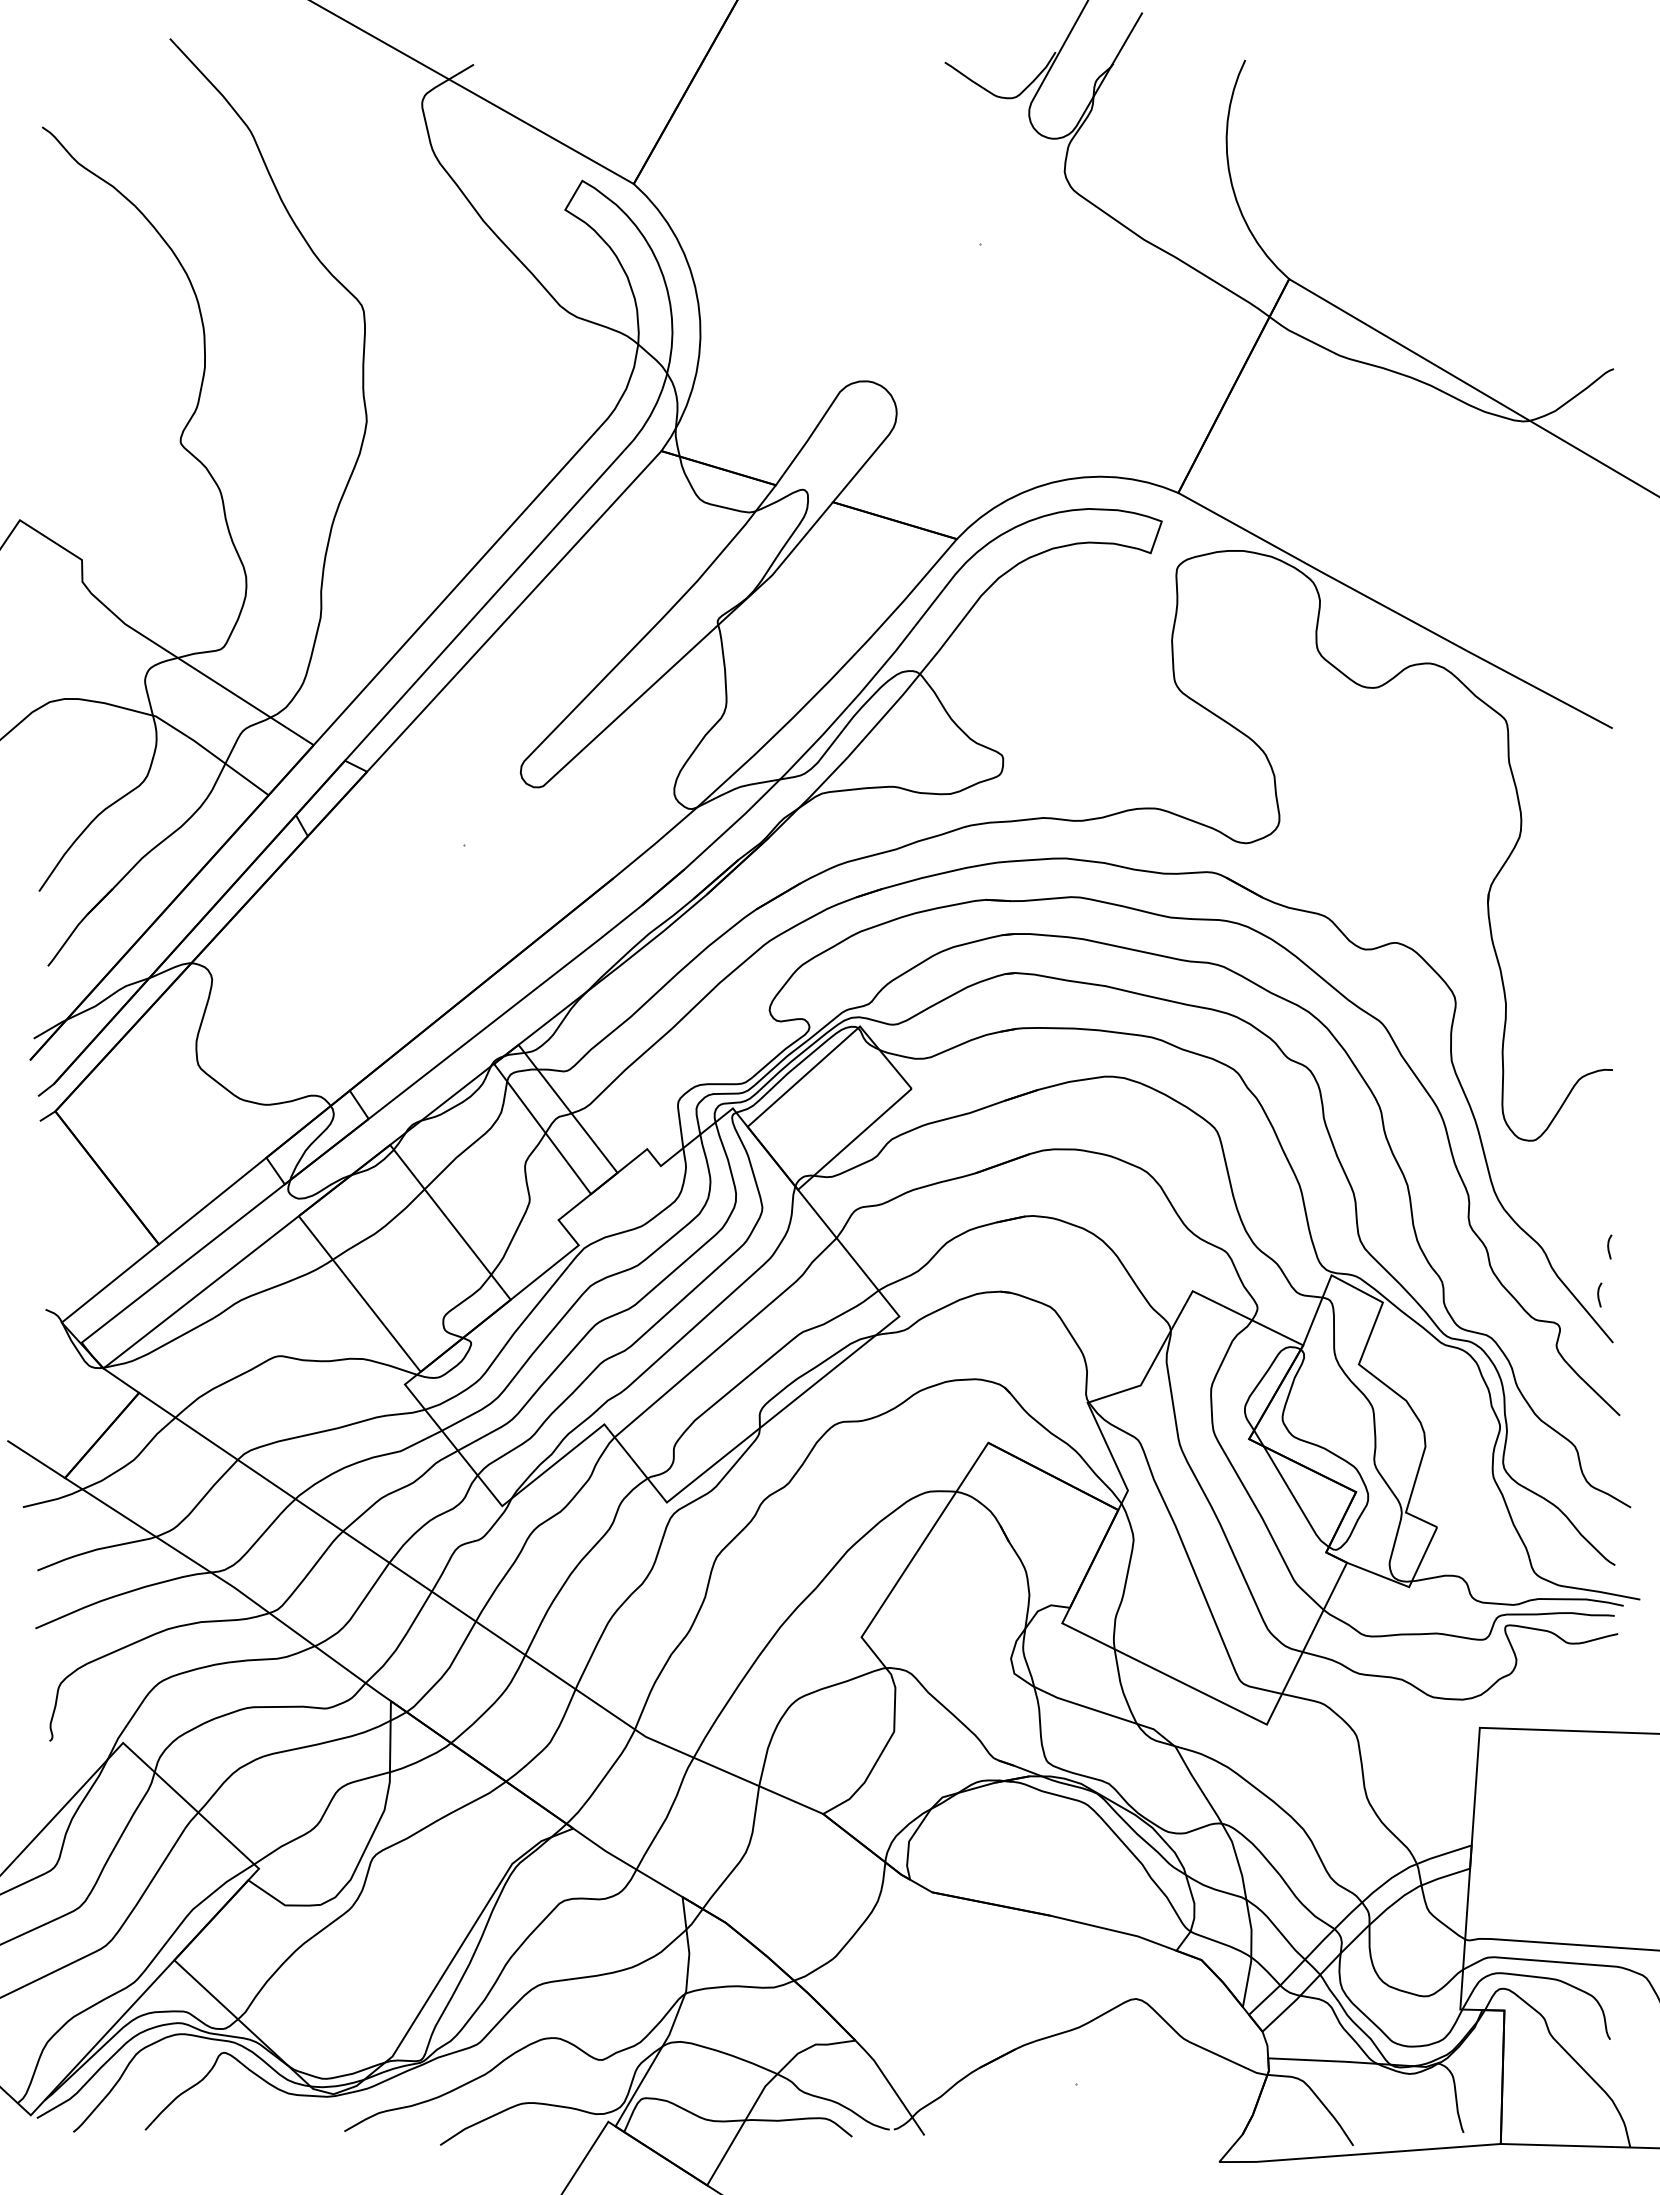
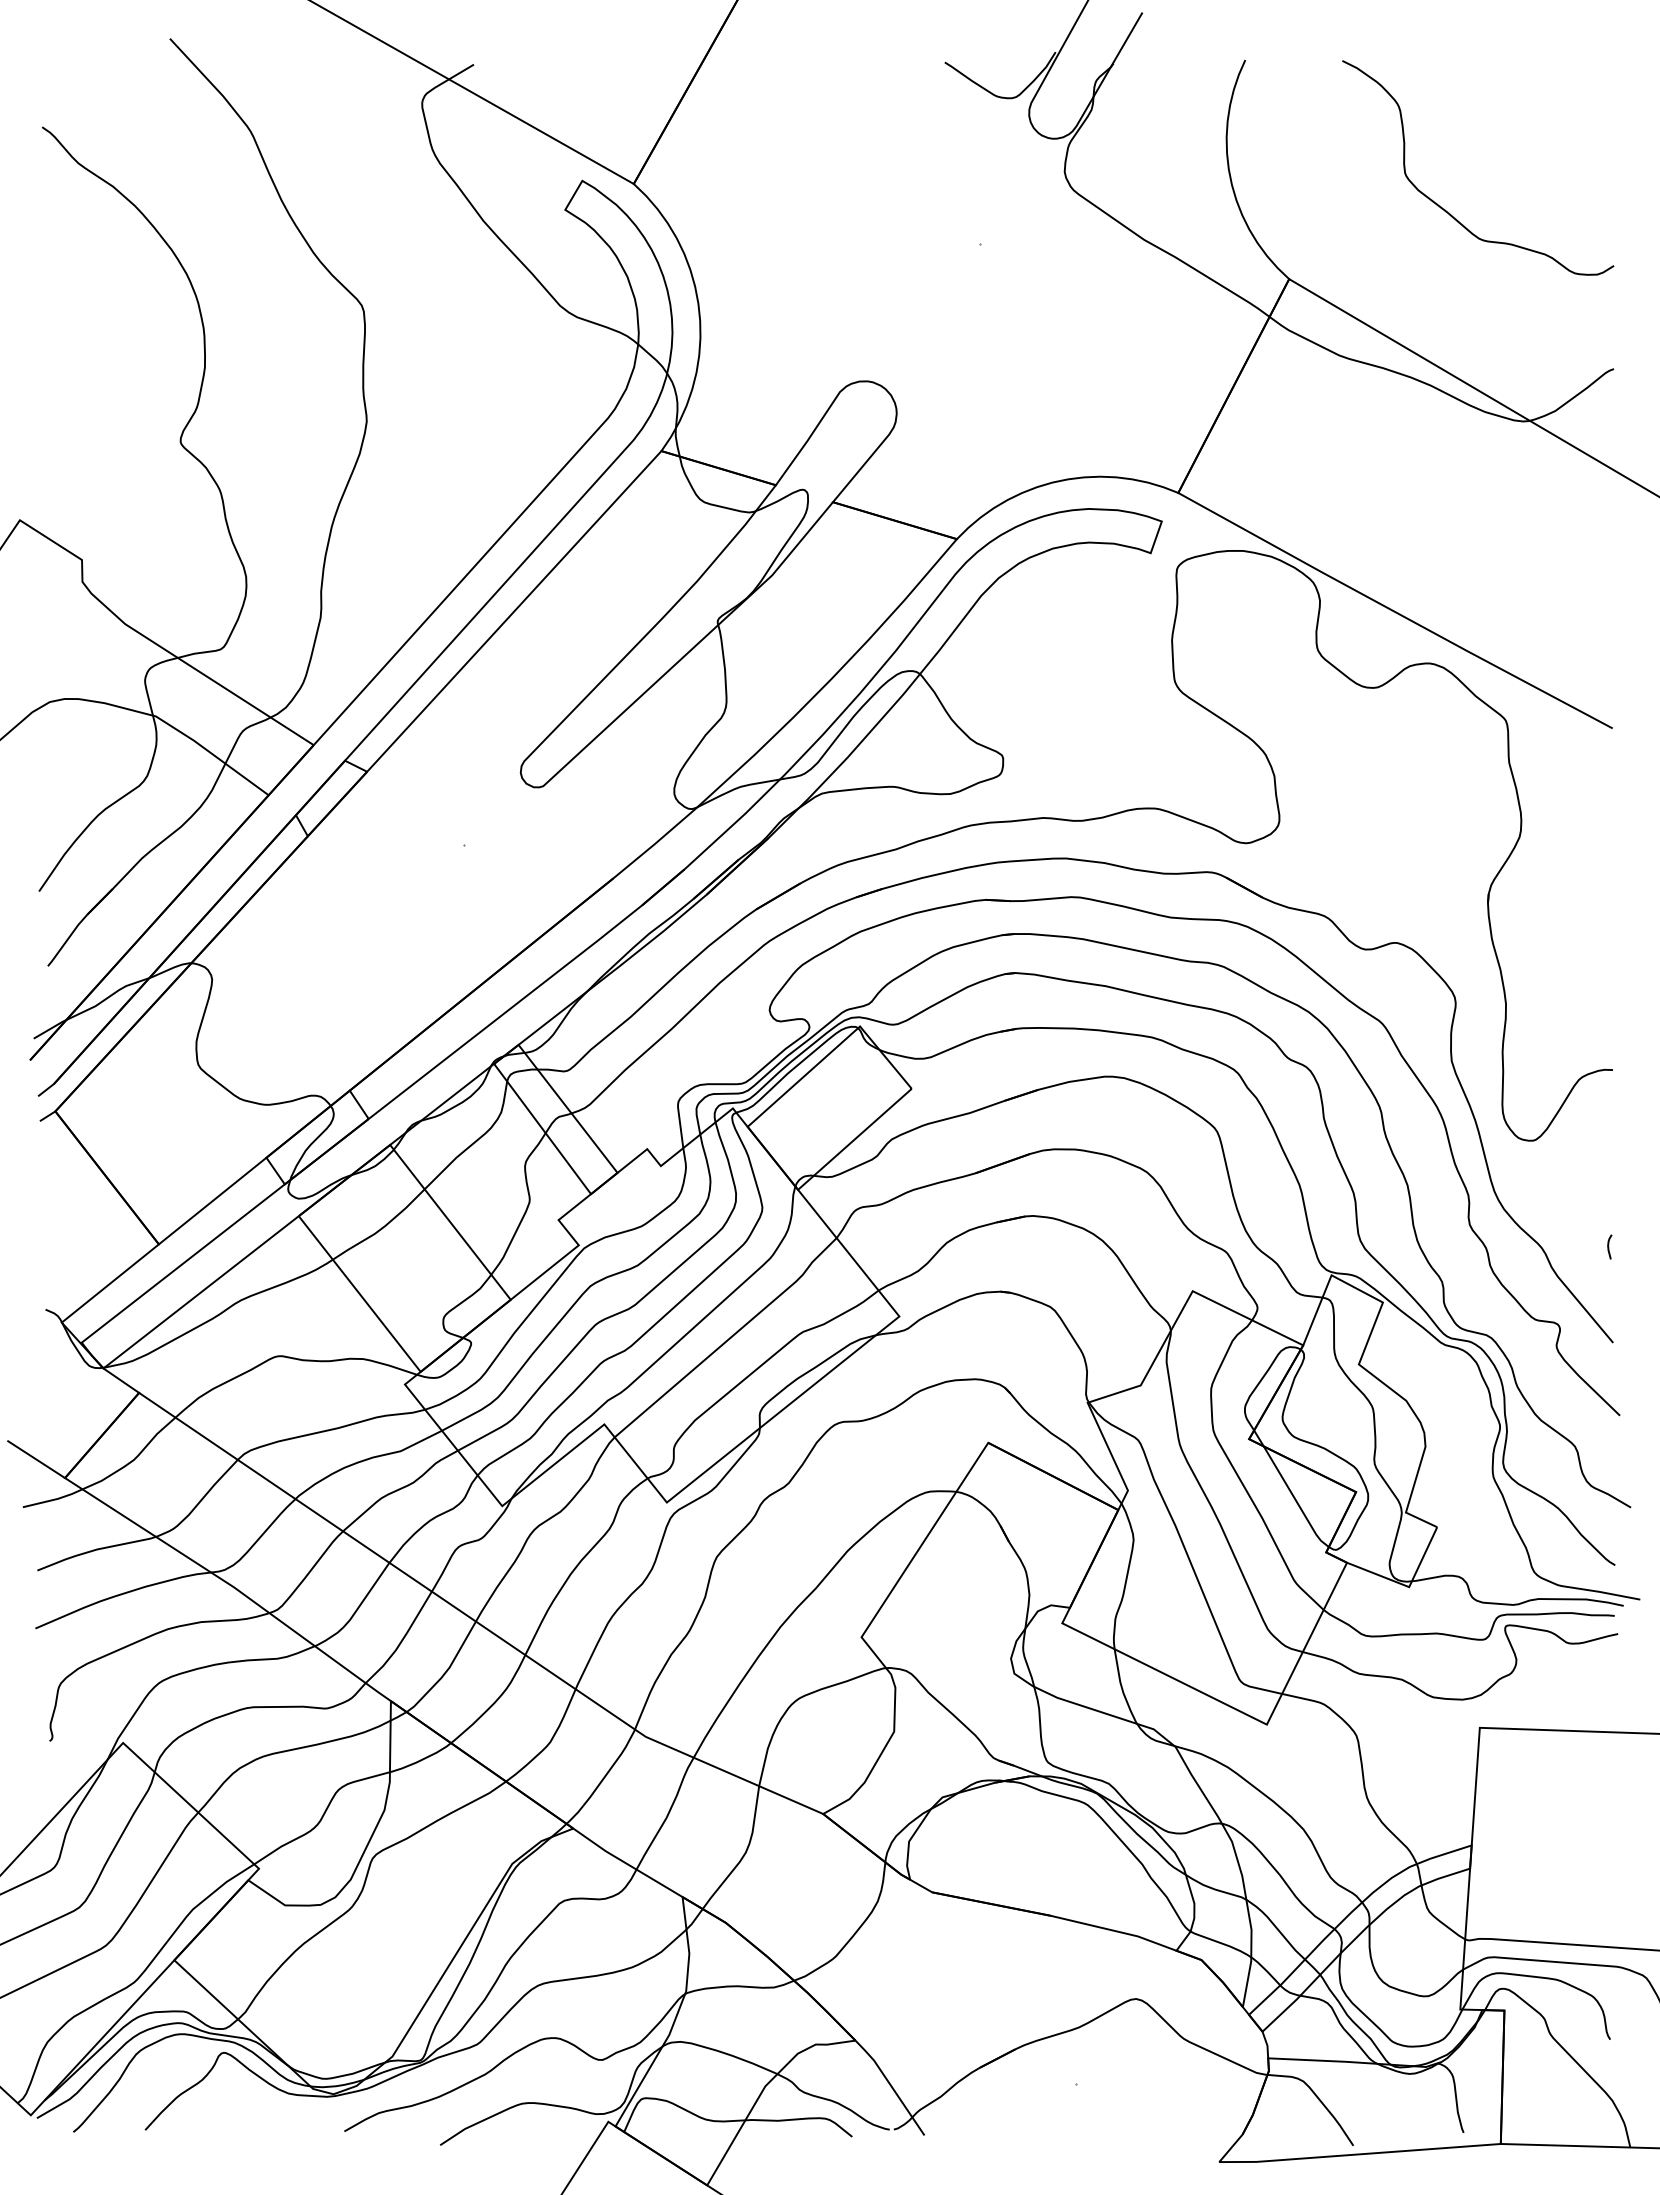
curve: none -> present (1445, 209)
curve: present -> none (1599, 1294)
